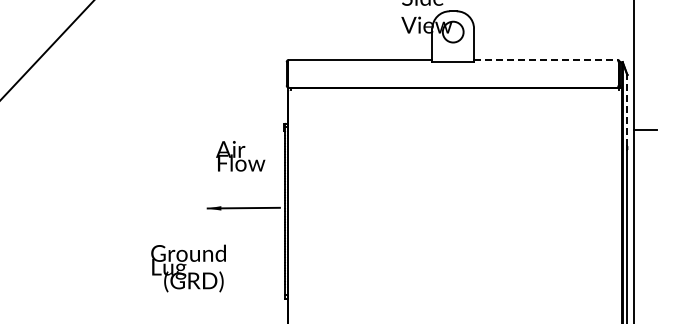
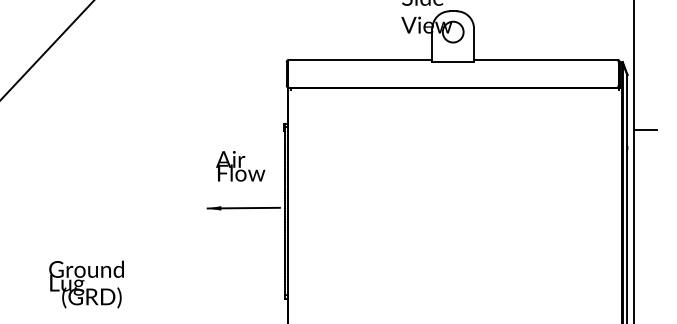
line: dashed -> solid (546, 59)
line: dashed -> solid (627, 110)
text position: (240, 156) -> (240, 166) (240, 166)
text position: (188, 268) -> (86, 284) (86, 284)
